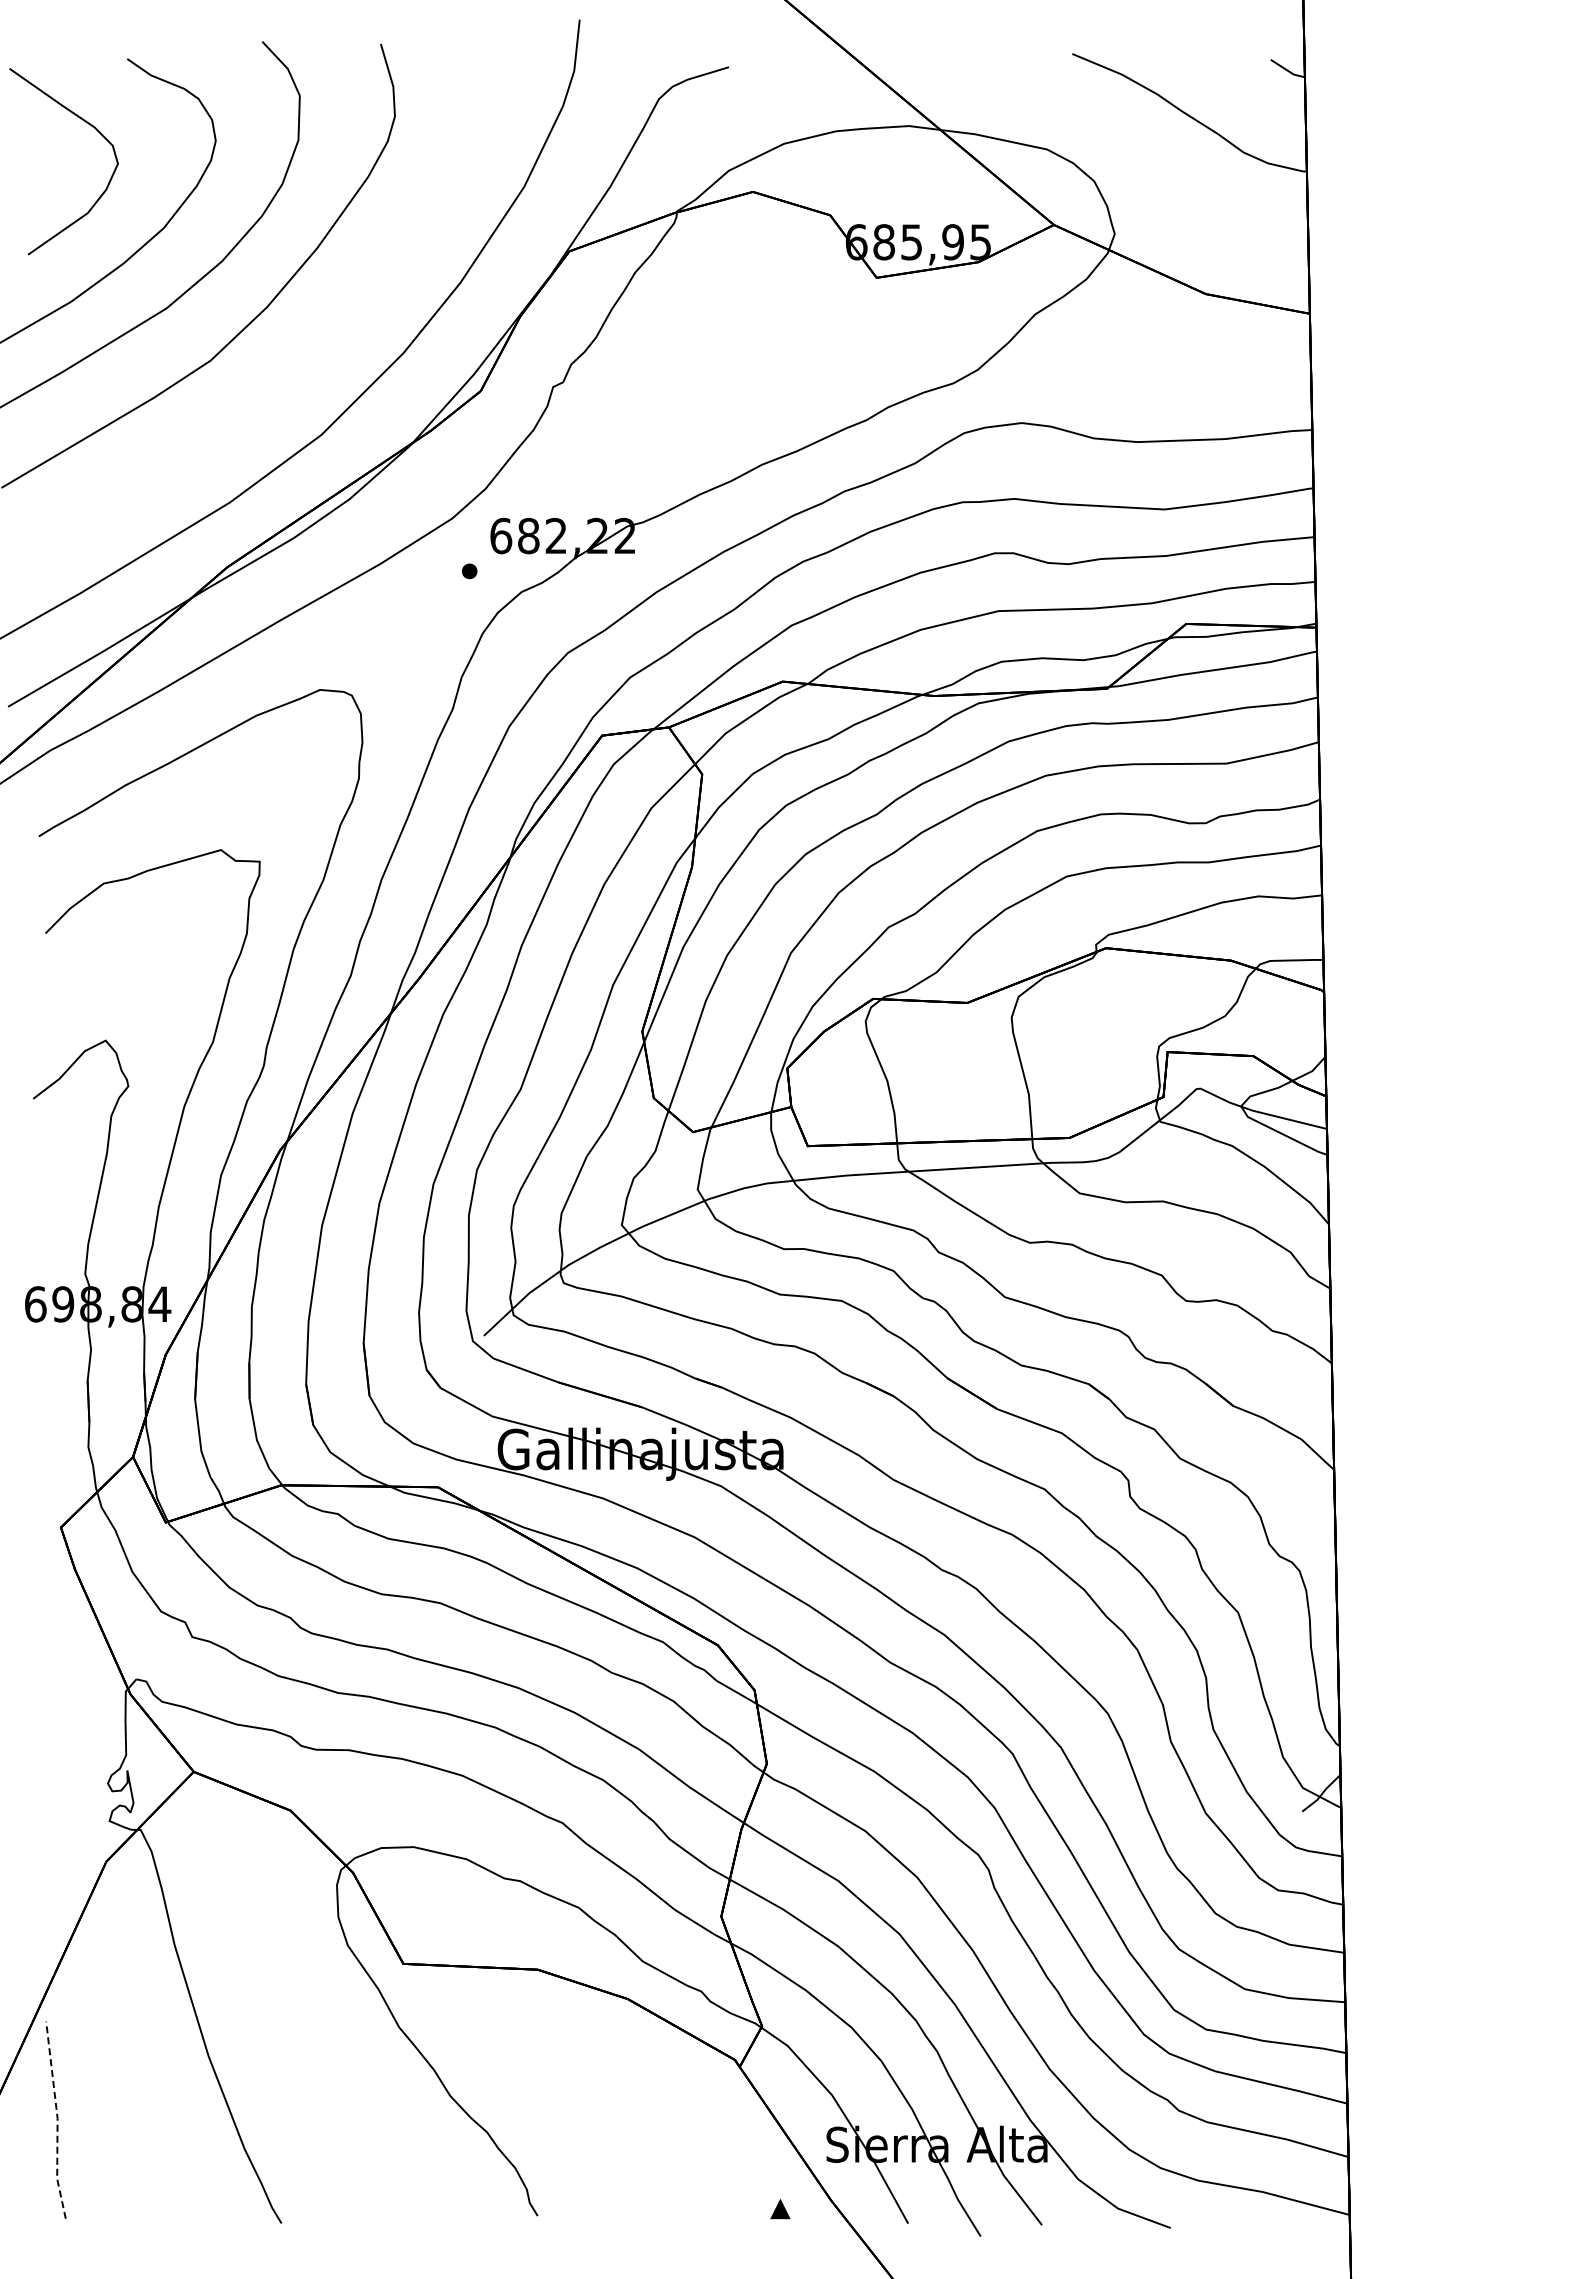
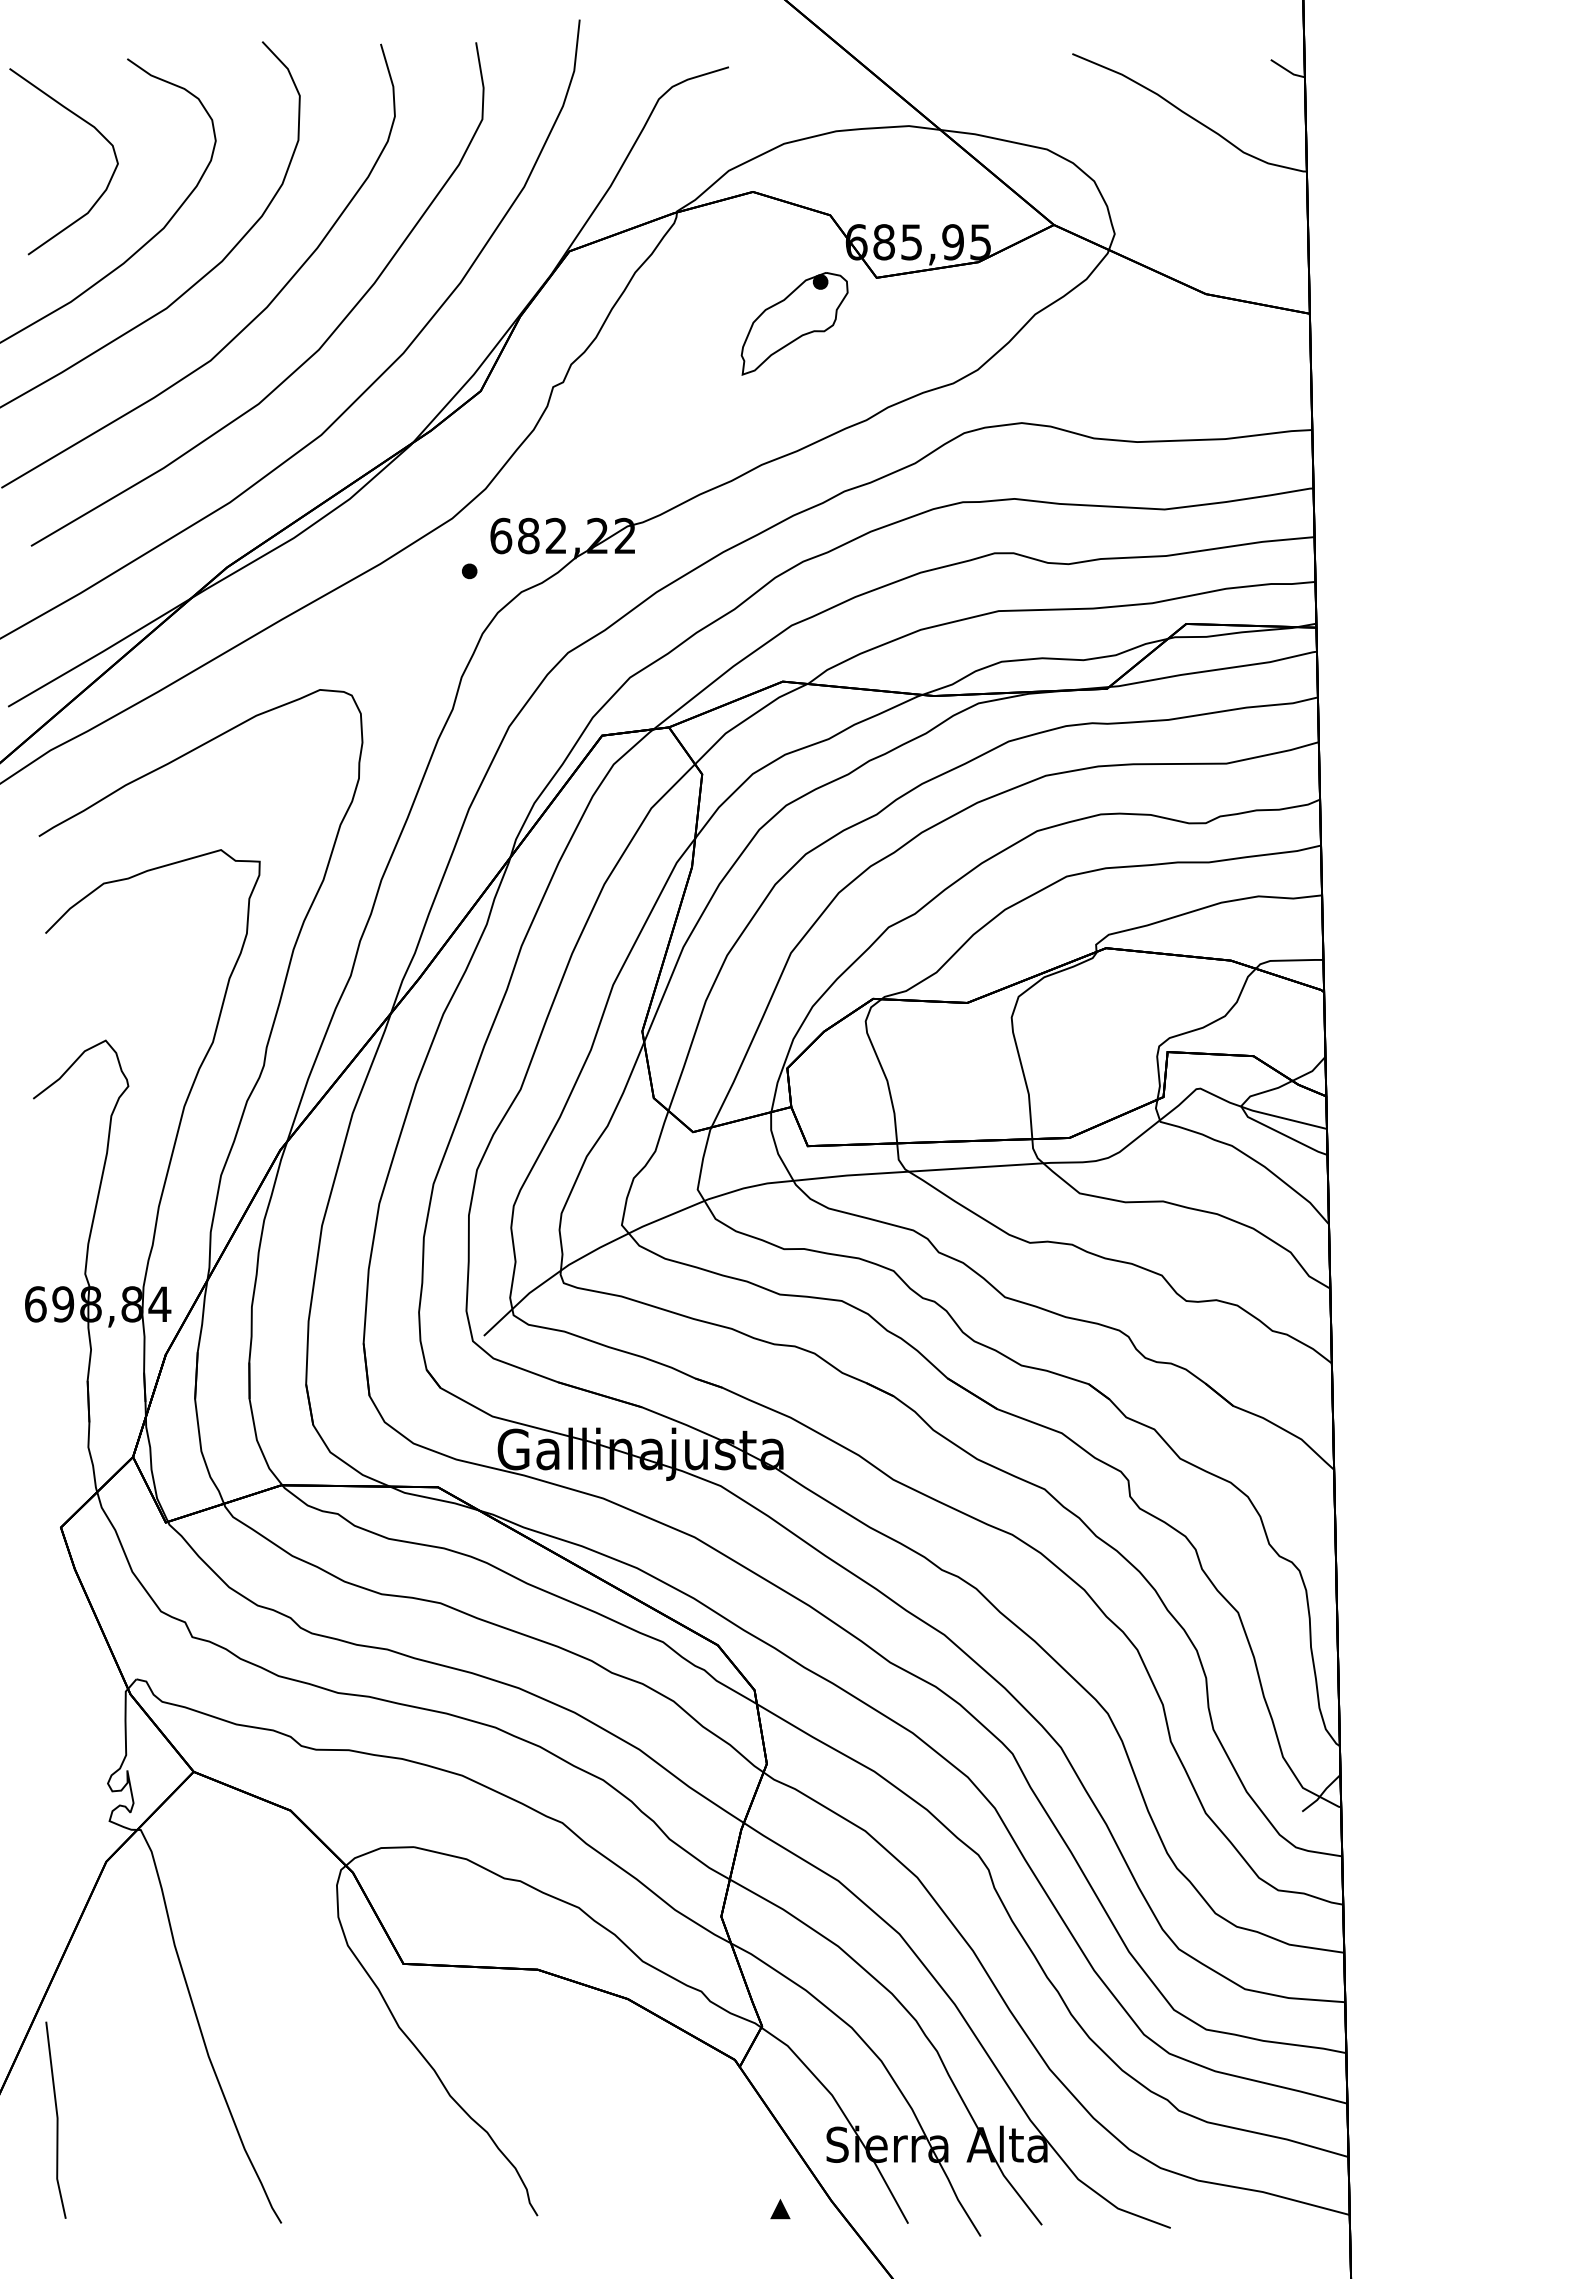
part: none -> present (794, 323)
curve: none -> present (308, 357)
line: dashed -> solid (57, 2120)
